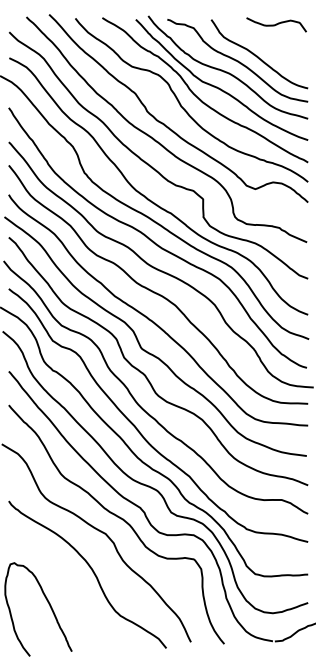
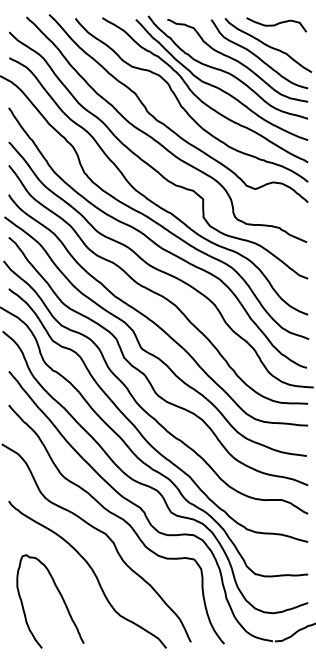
curve: none -> present (268, 45)
curve position: (48, 604) -> (60, 596) (60, 596)
